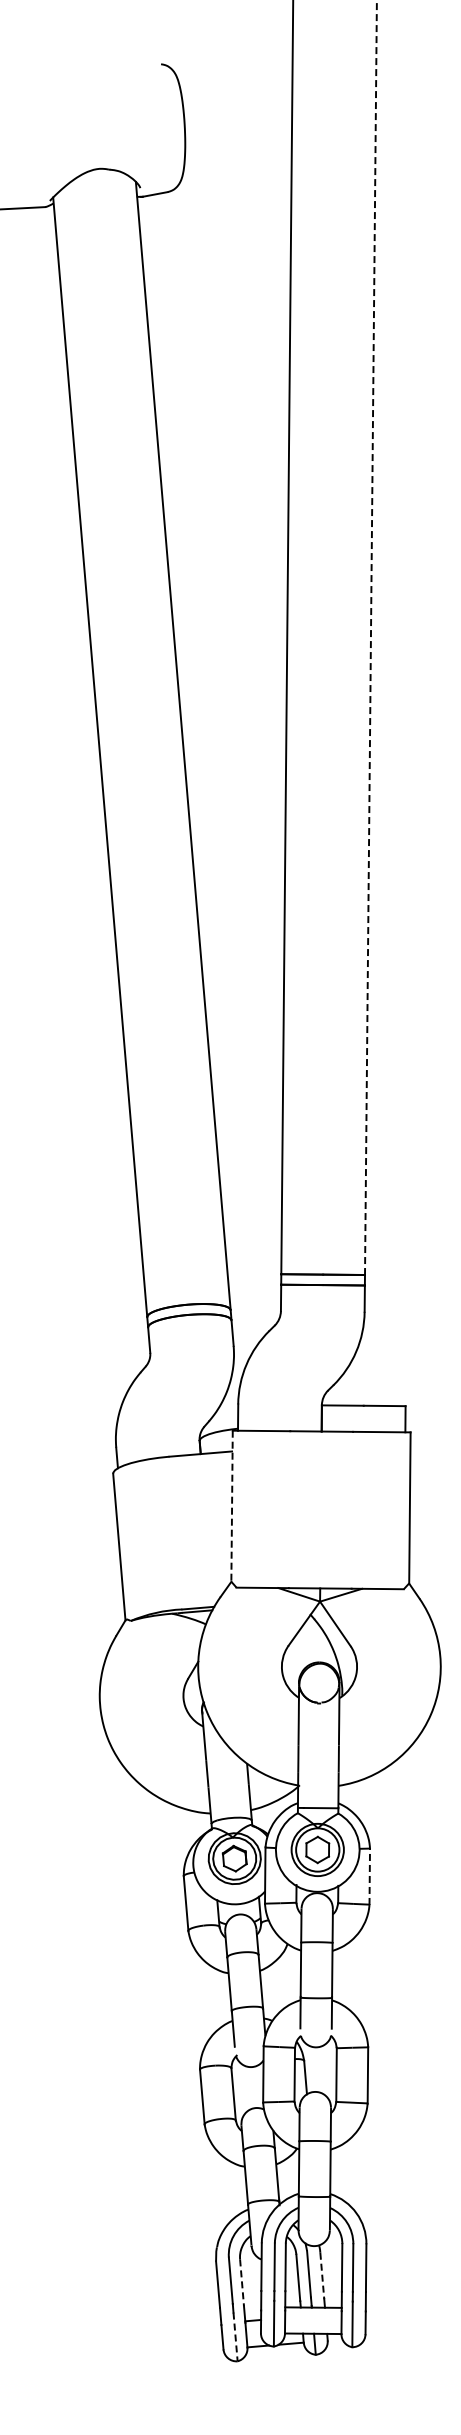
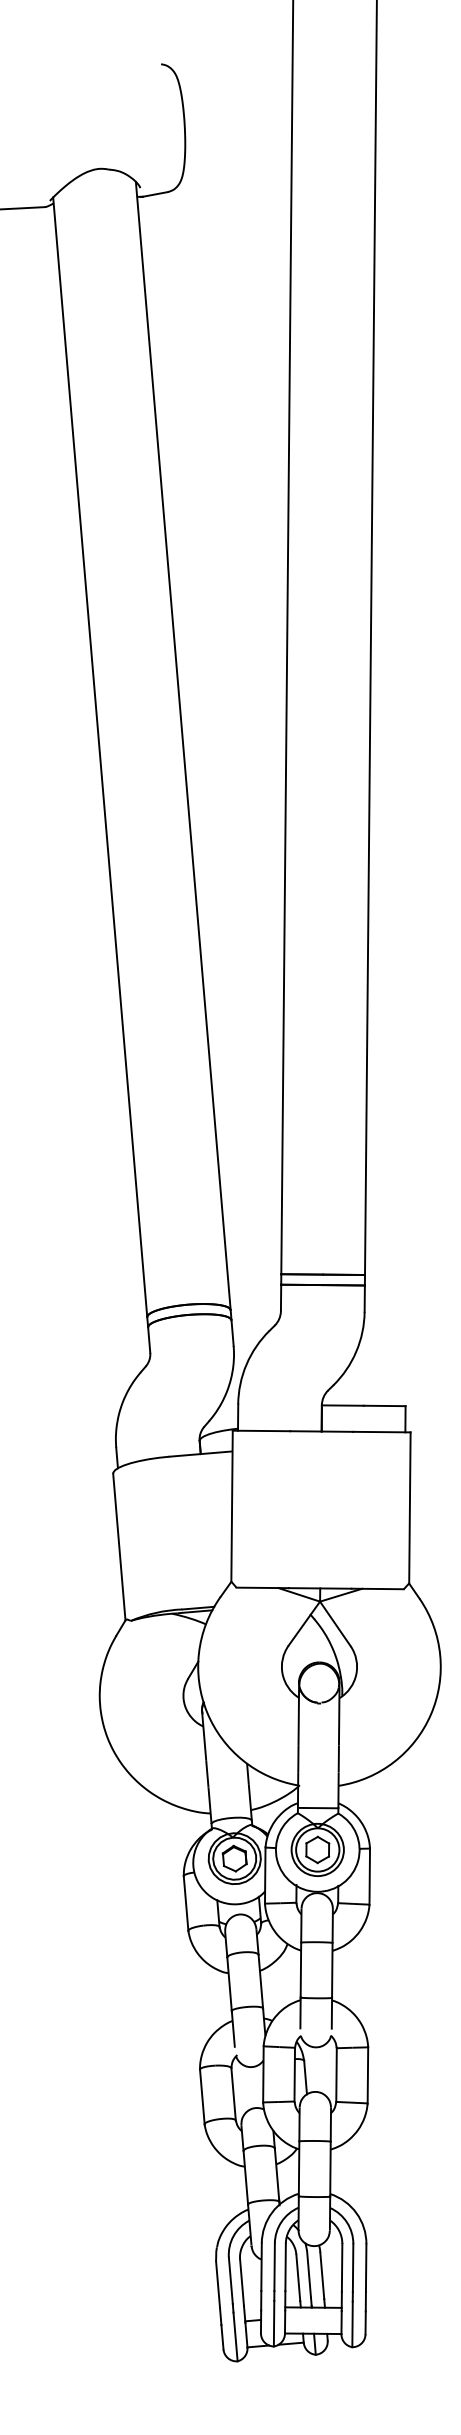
line: dashed -> solid (370, 637)
line: dashed -> solid (232, 1506)
line: dashed -> solid (369, 1876)
line: dashed -> solid (322, 2276)
line: dashed -> solid (242, 2283)
line: dashed -> solid (235, 2337)
